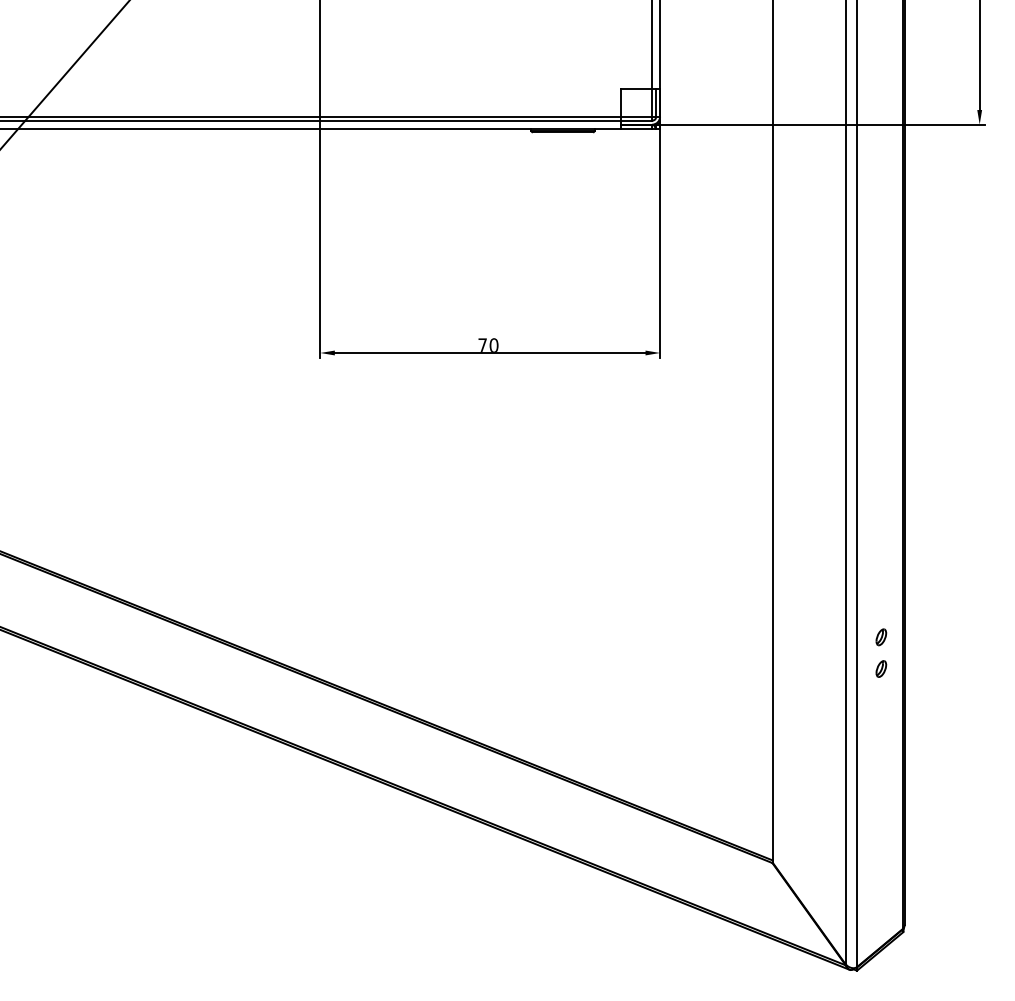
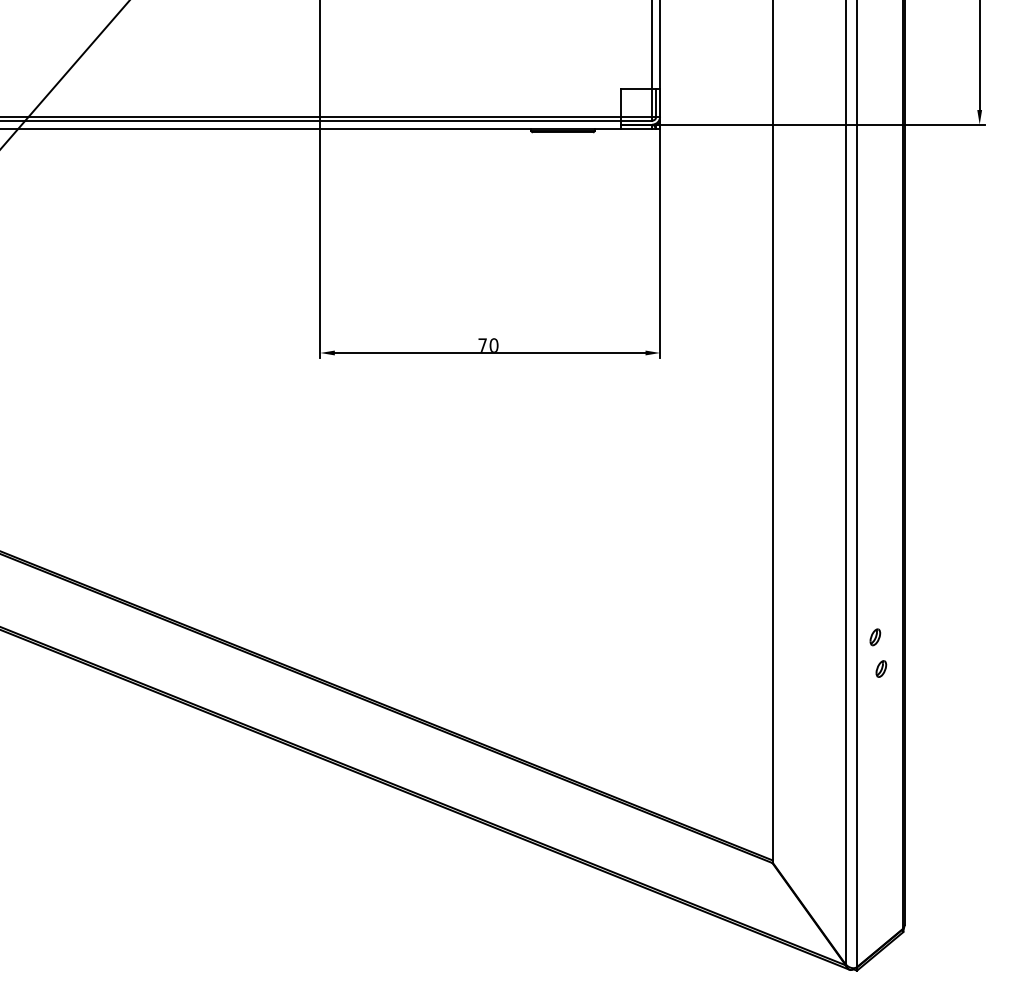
part position: (881, 637) -> (875, 637) (875, 637)
